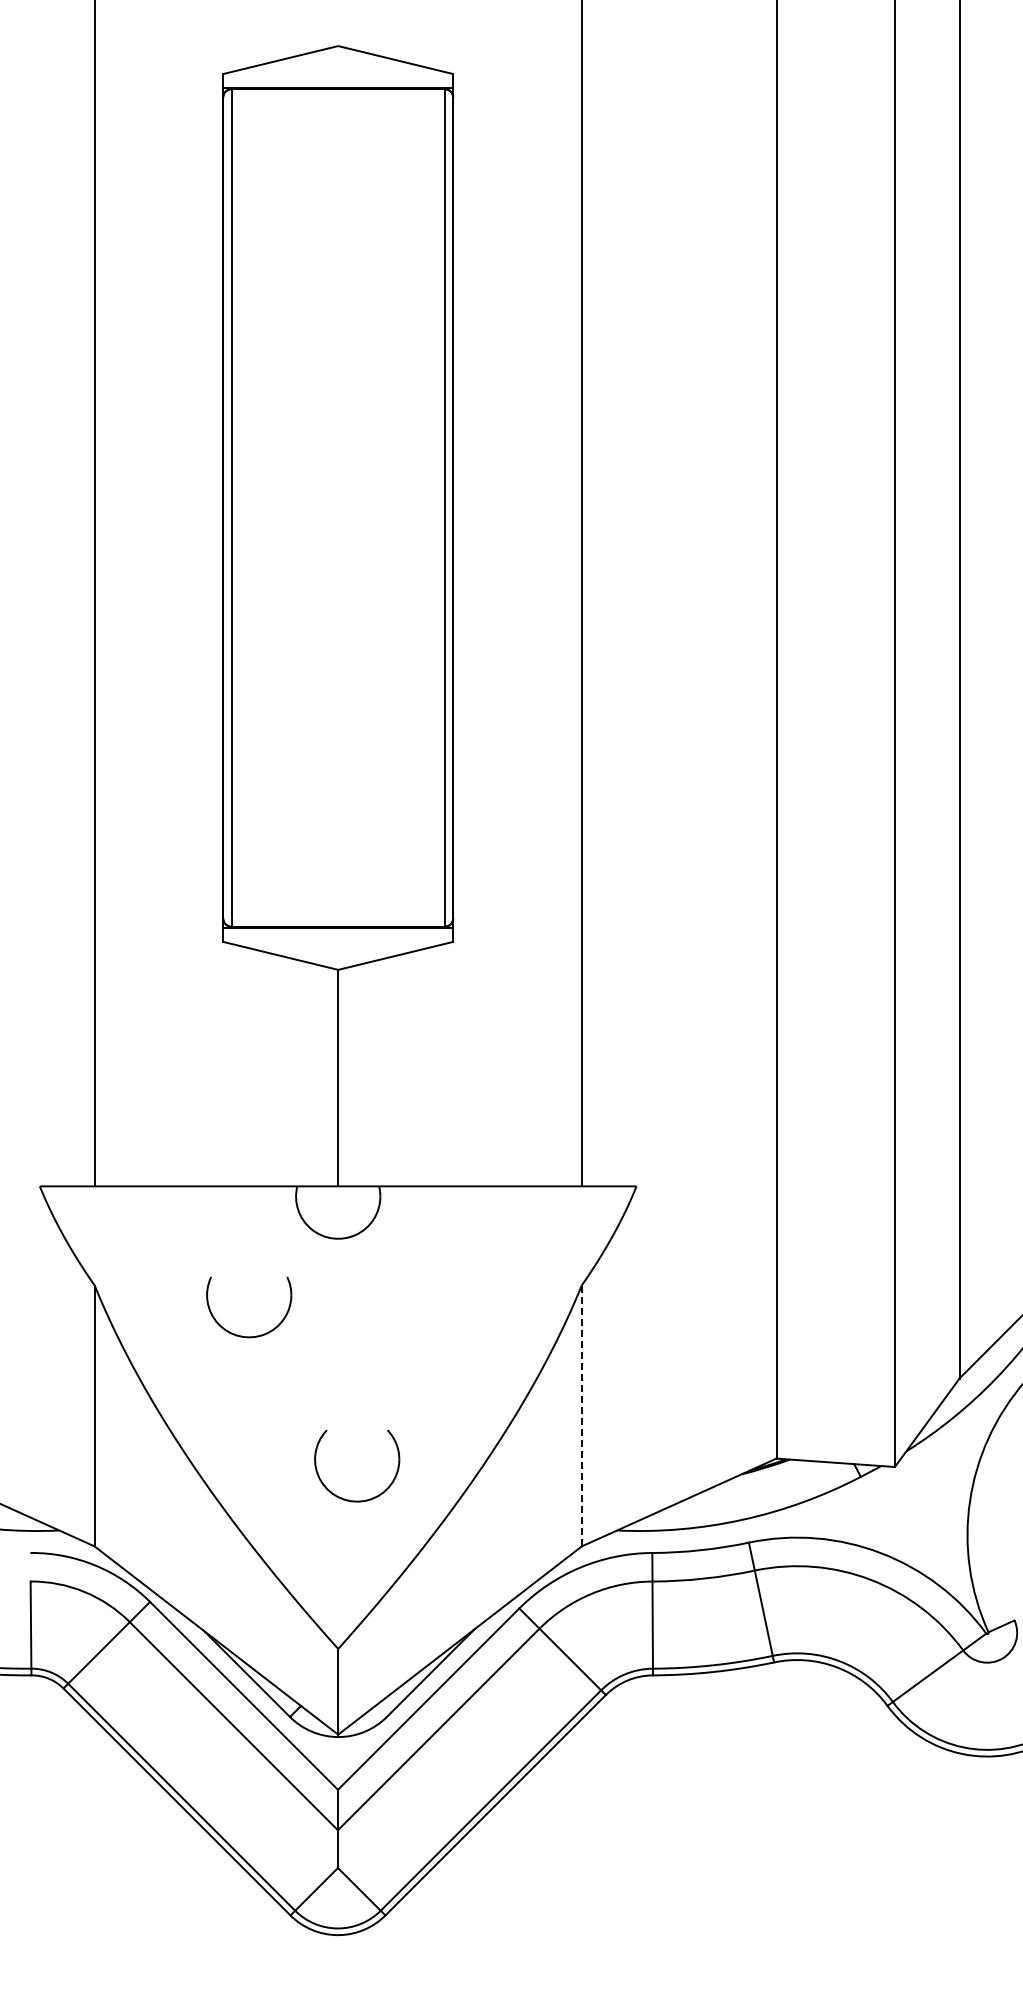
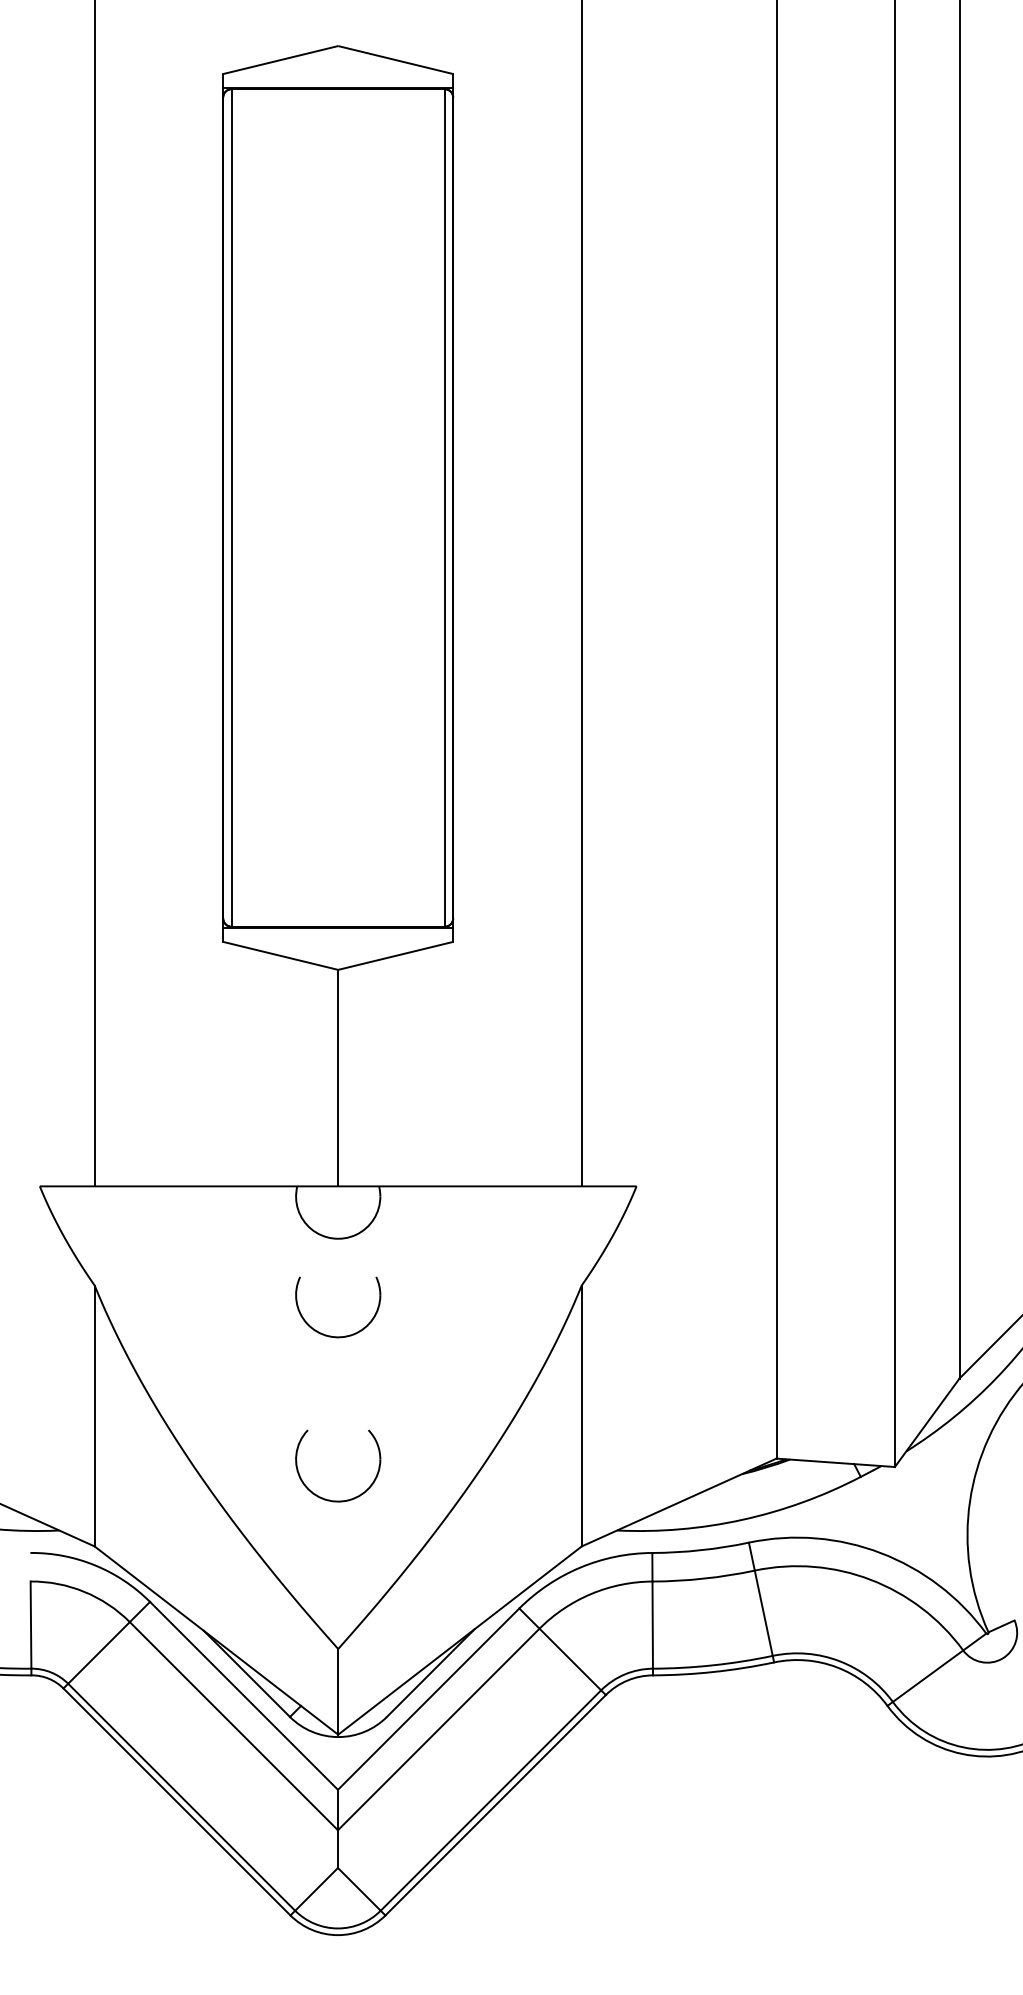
part position: (242, 1335) -> (331, 1335) (331, 1335)
line: dashed -> solid (581, 1415)
part position: (365, 1499) -> (346, 1499) (346, 1499)
